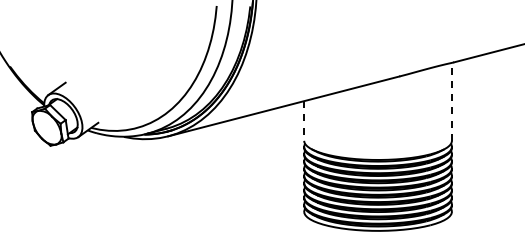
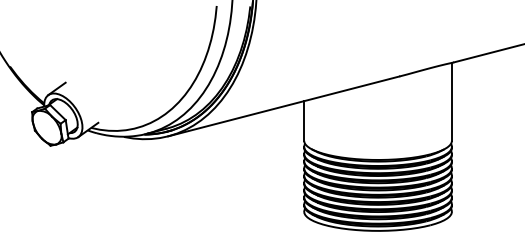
line: dashed -> solid (451, 101)
line: dashed -> solid (304, 121)
